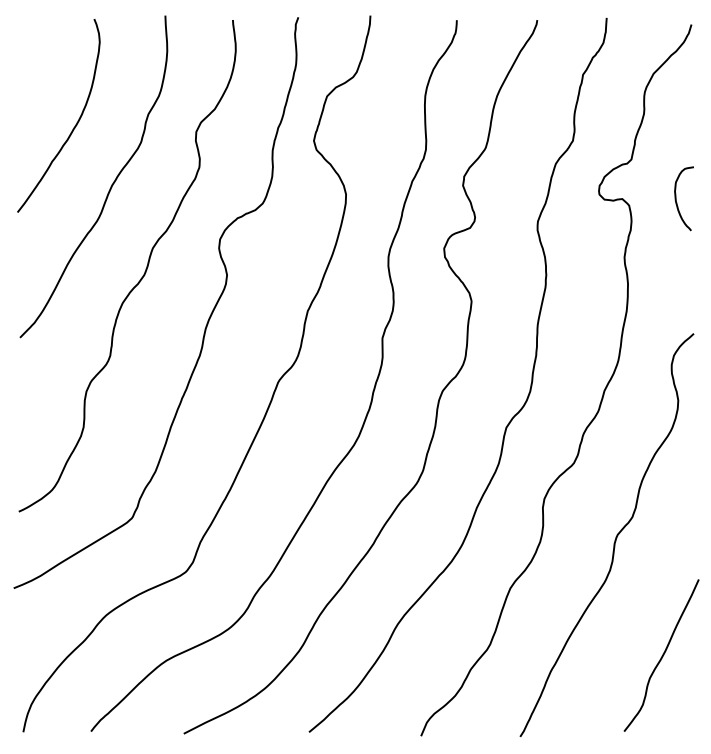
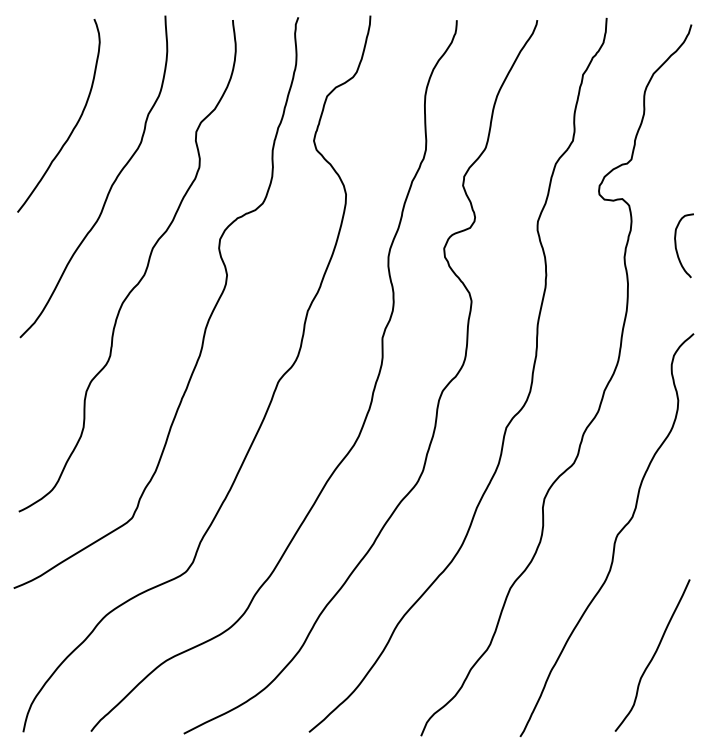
curve position: (676, 198) -> (676, 245) (676, 245)
curve position: (662, 655) -> (653, 655) (653, 655)
